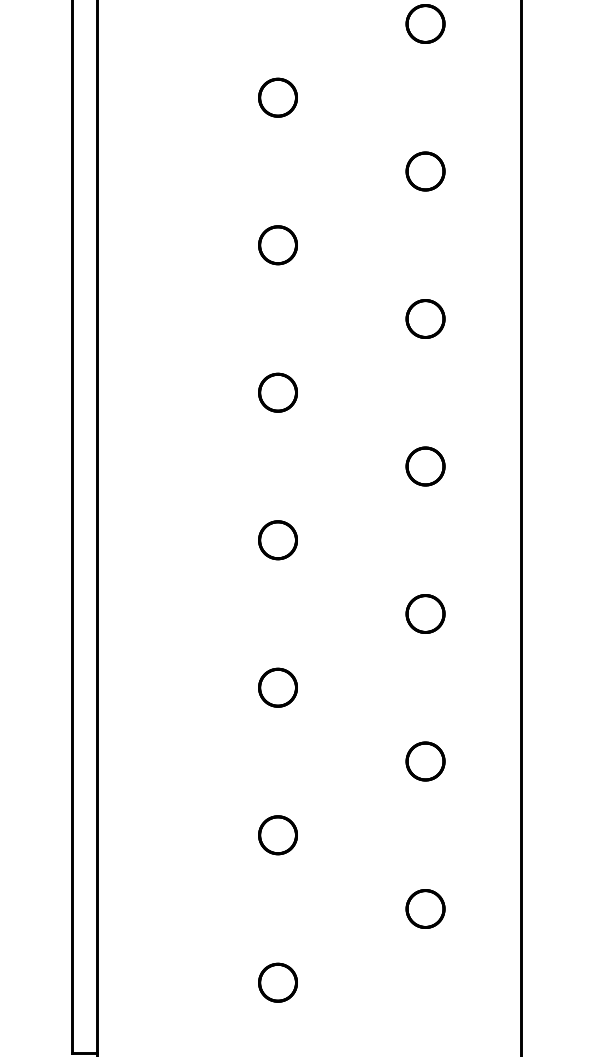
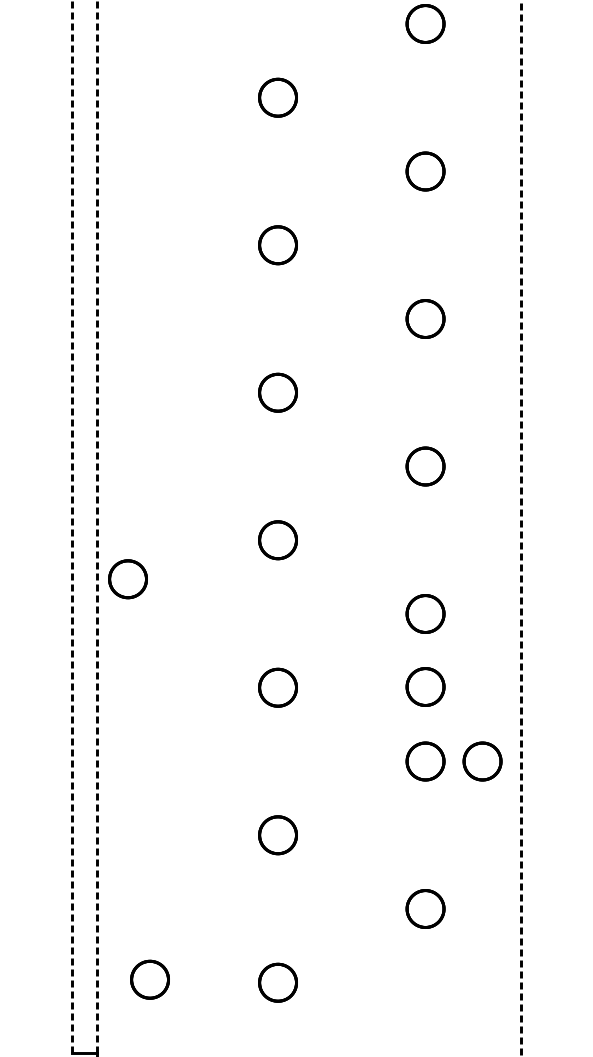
line: solid -> dashed (71, 526)
line: solid -> dashed (97, 526)
line: solid -> dashed (521, 528)
part: none -> present (127, 579)
part: none -> present (425, 686)
part: none -> present (482, 761)
part: none -> present (149, 979)
